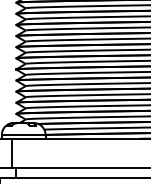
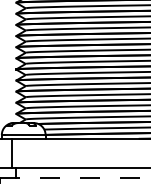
line: solid -> dashed (75, 177)
